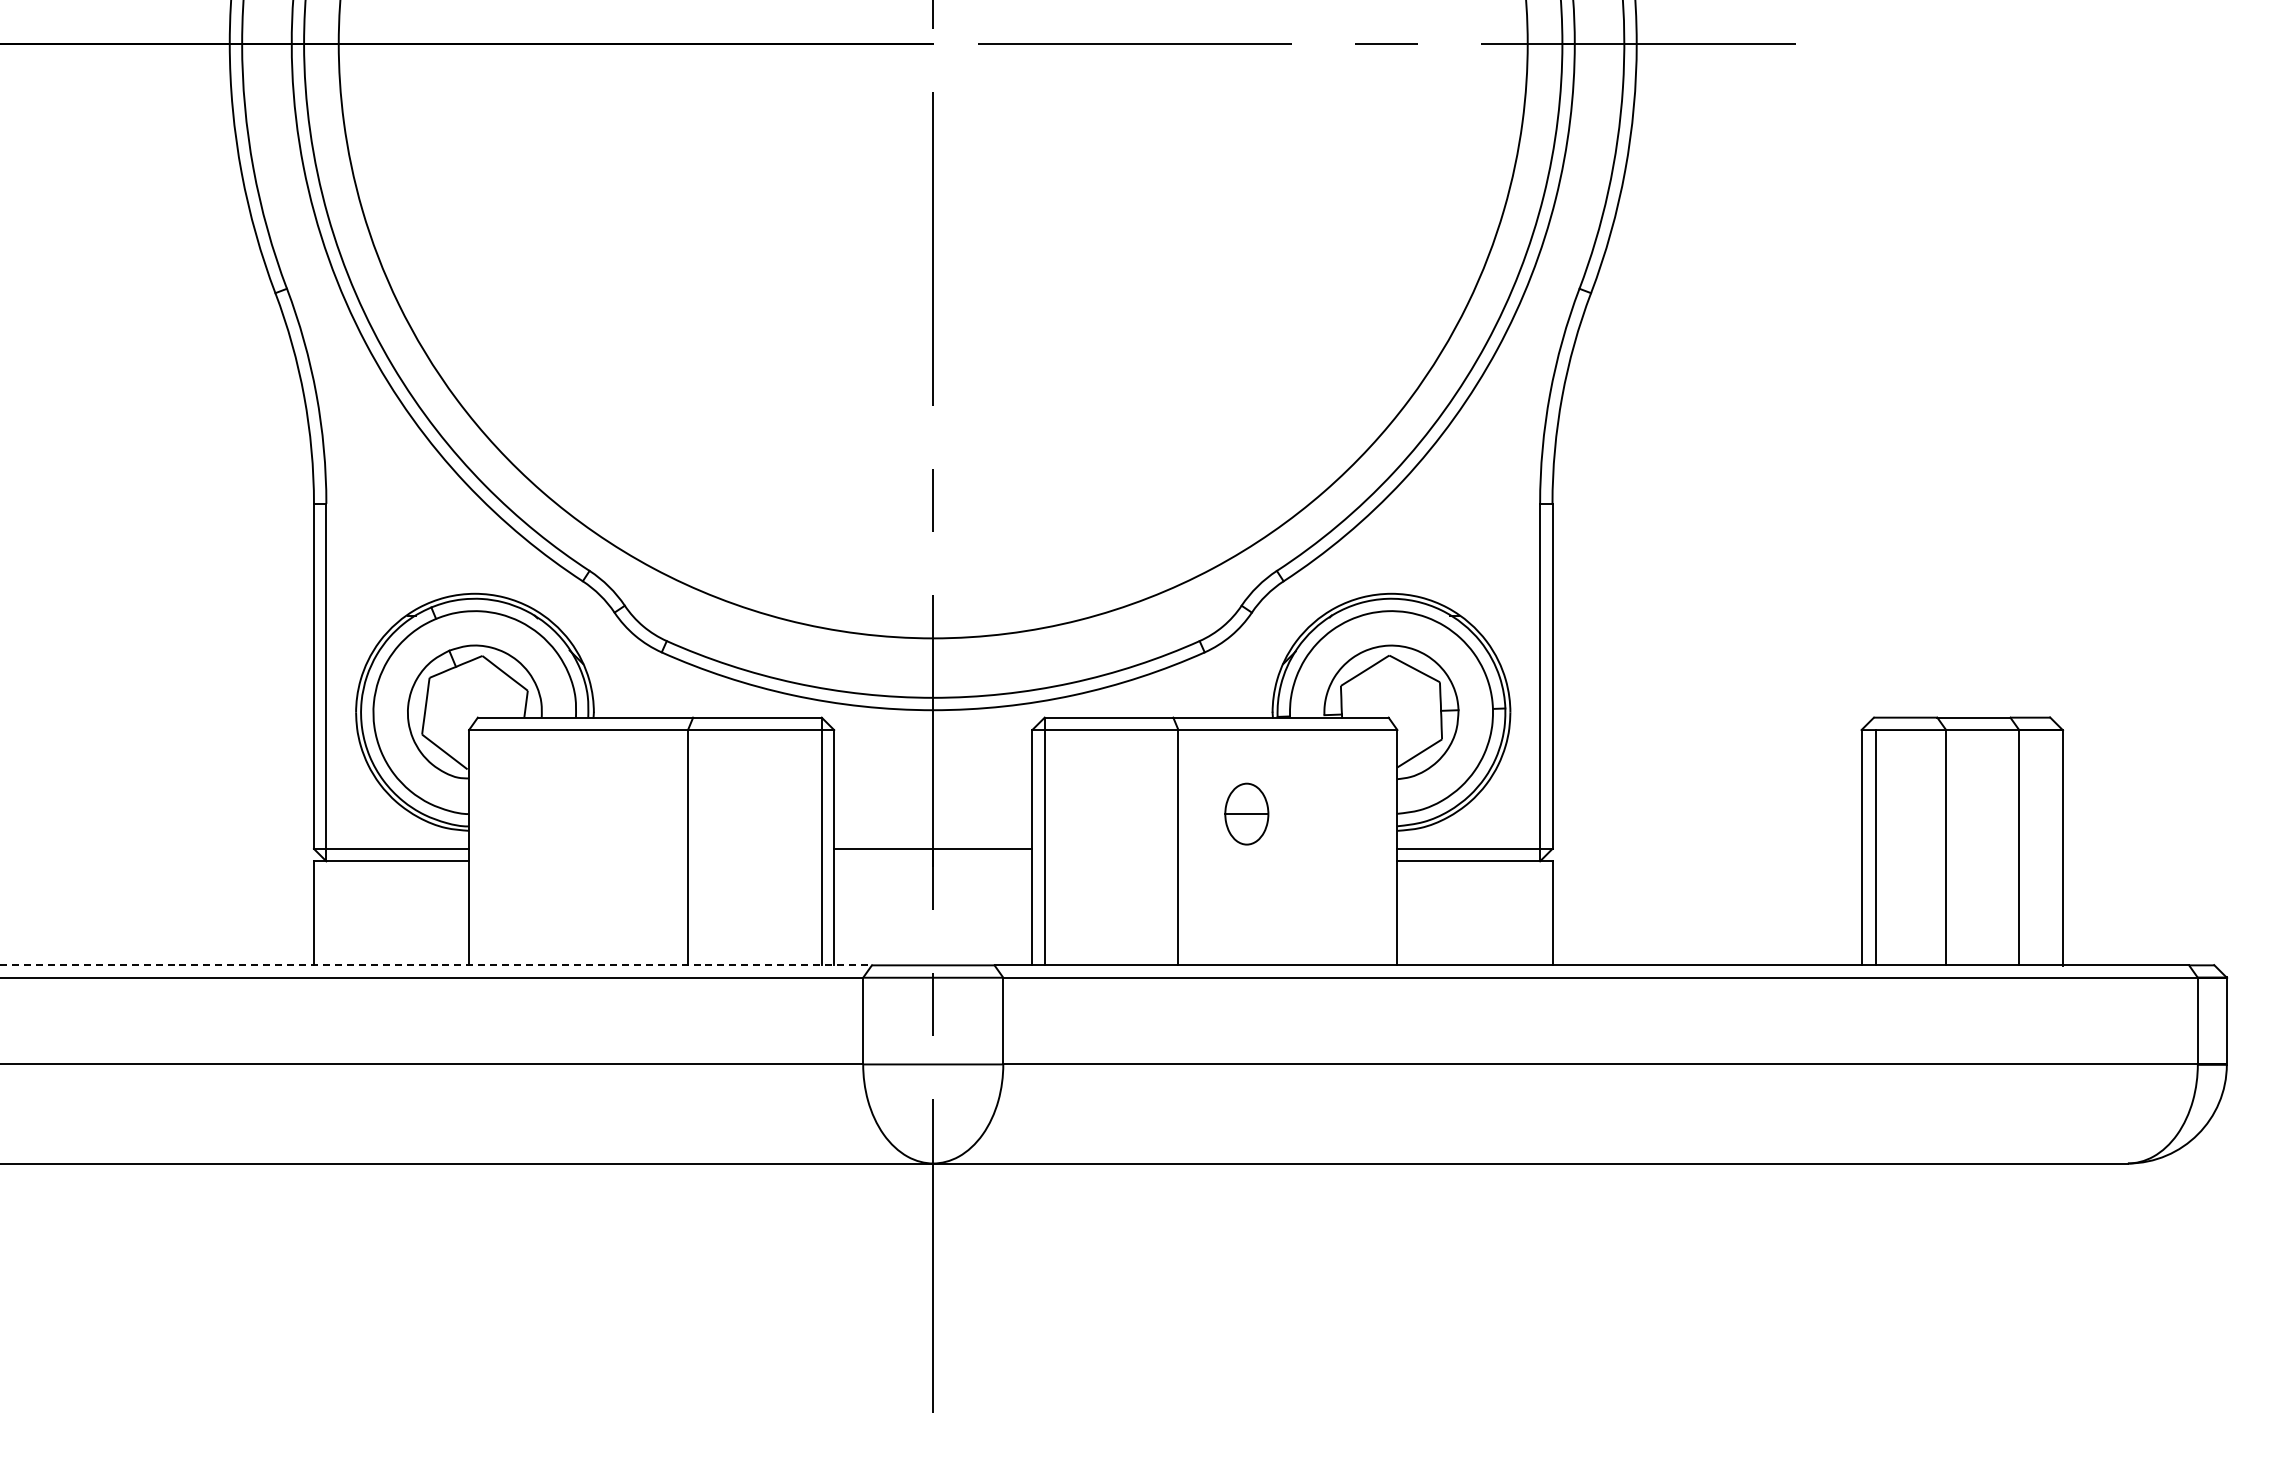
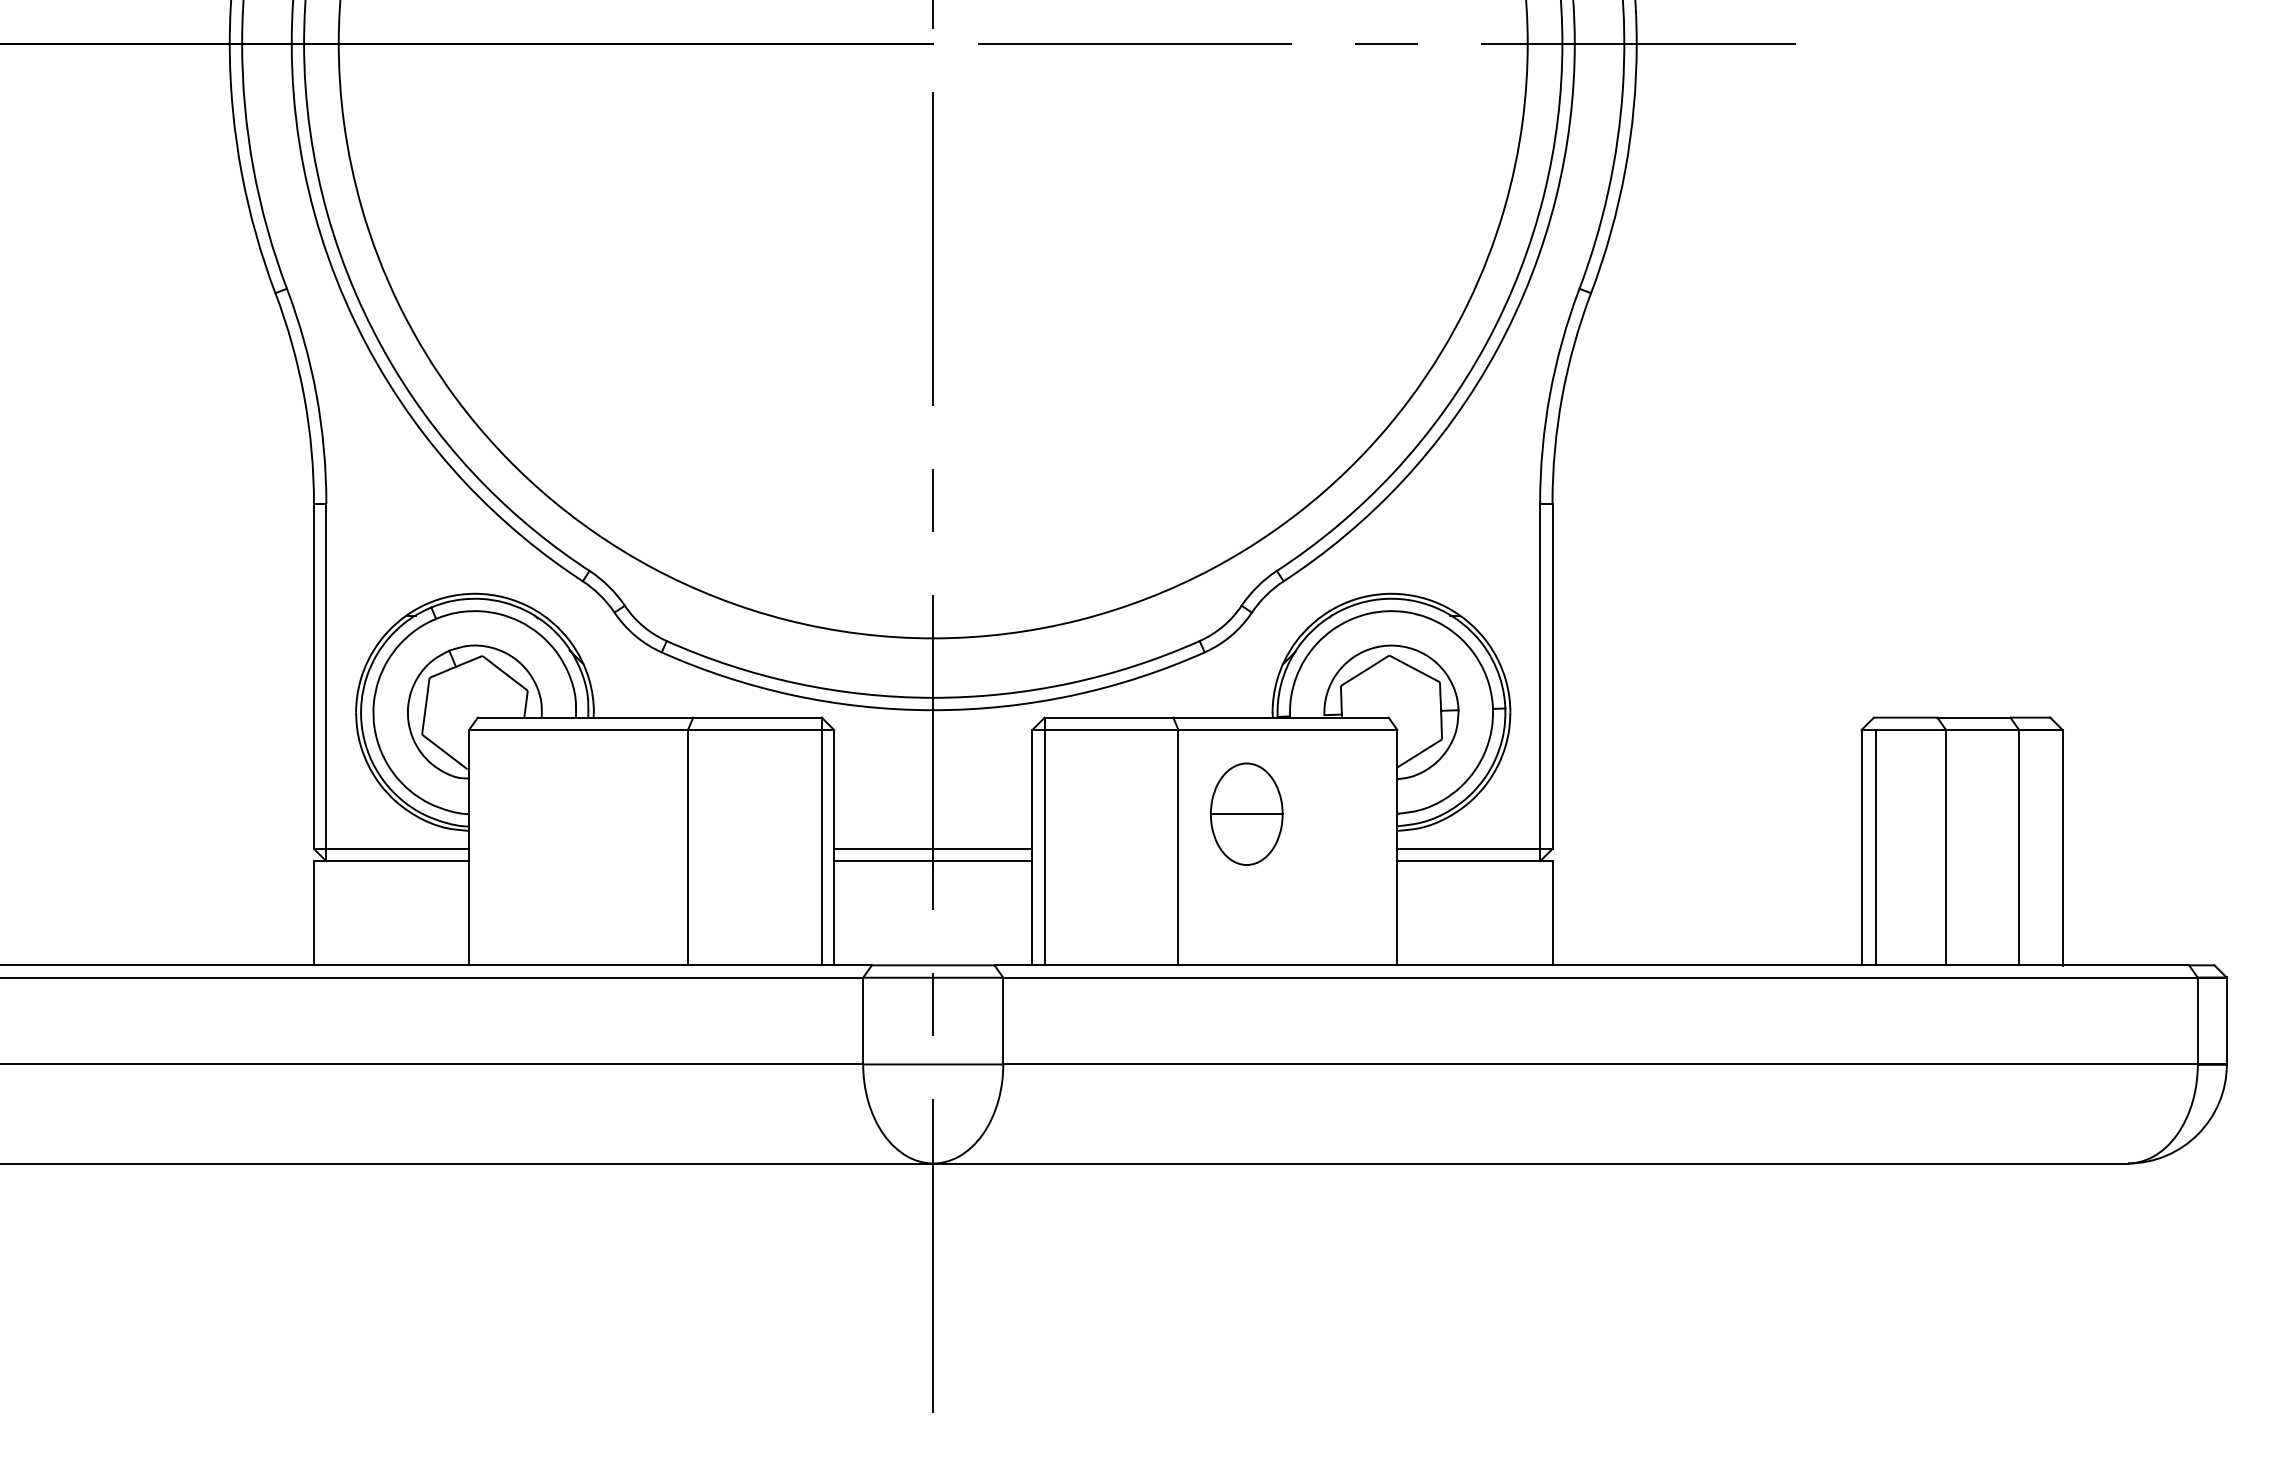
part size: 46x64 px -> 74x104 px (1246, 813)
line: none -> present (933, 861)
line: dashed -> solid (436, 965)
